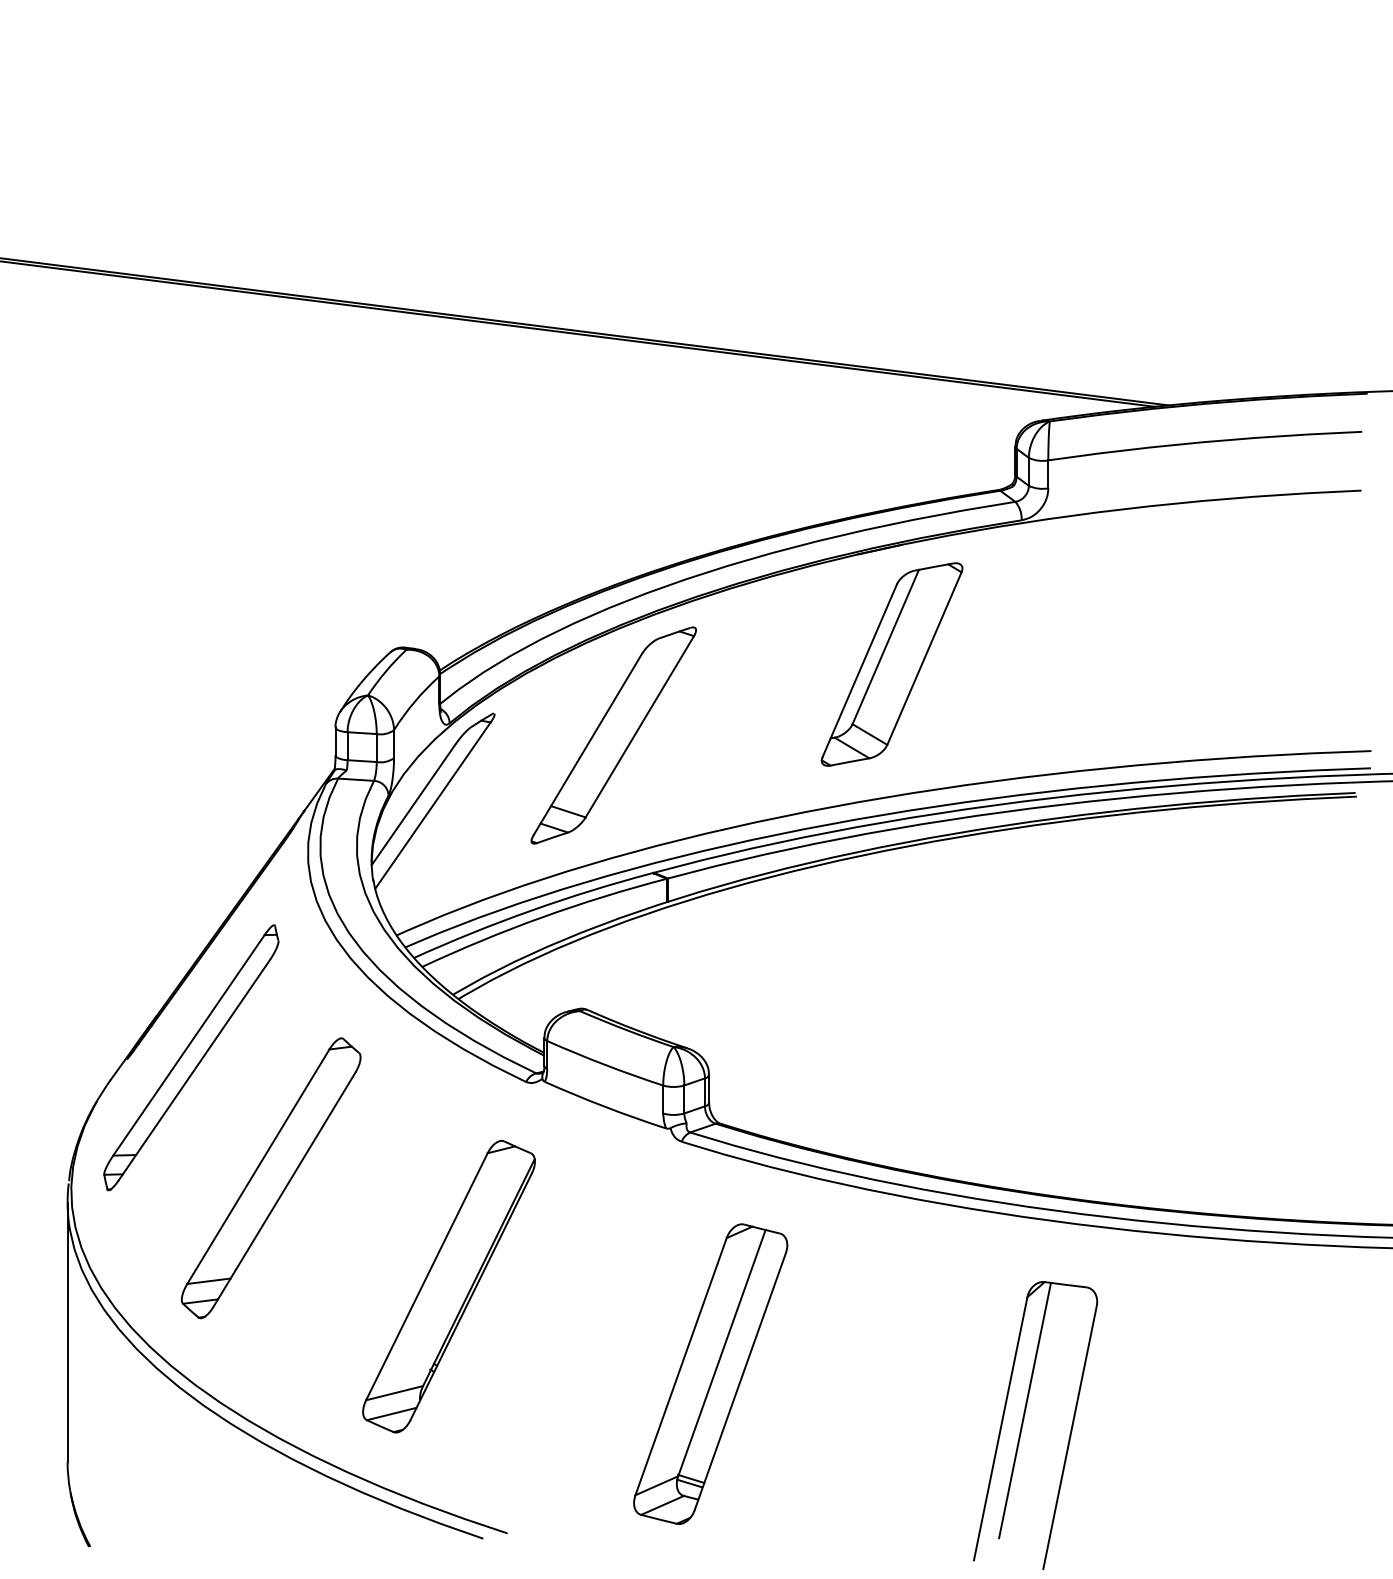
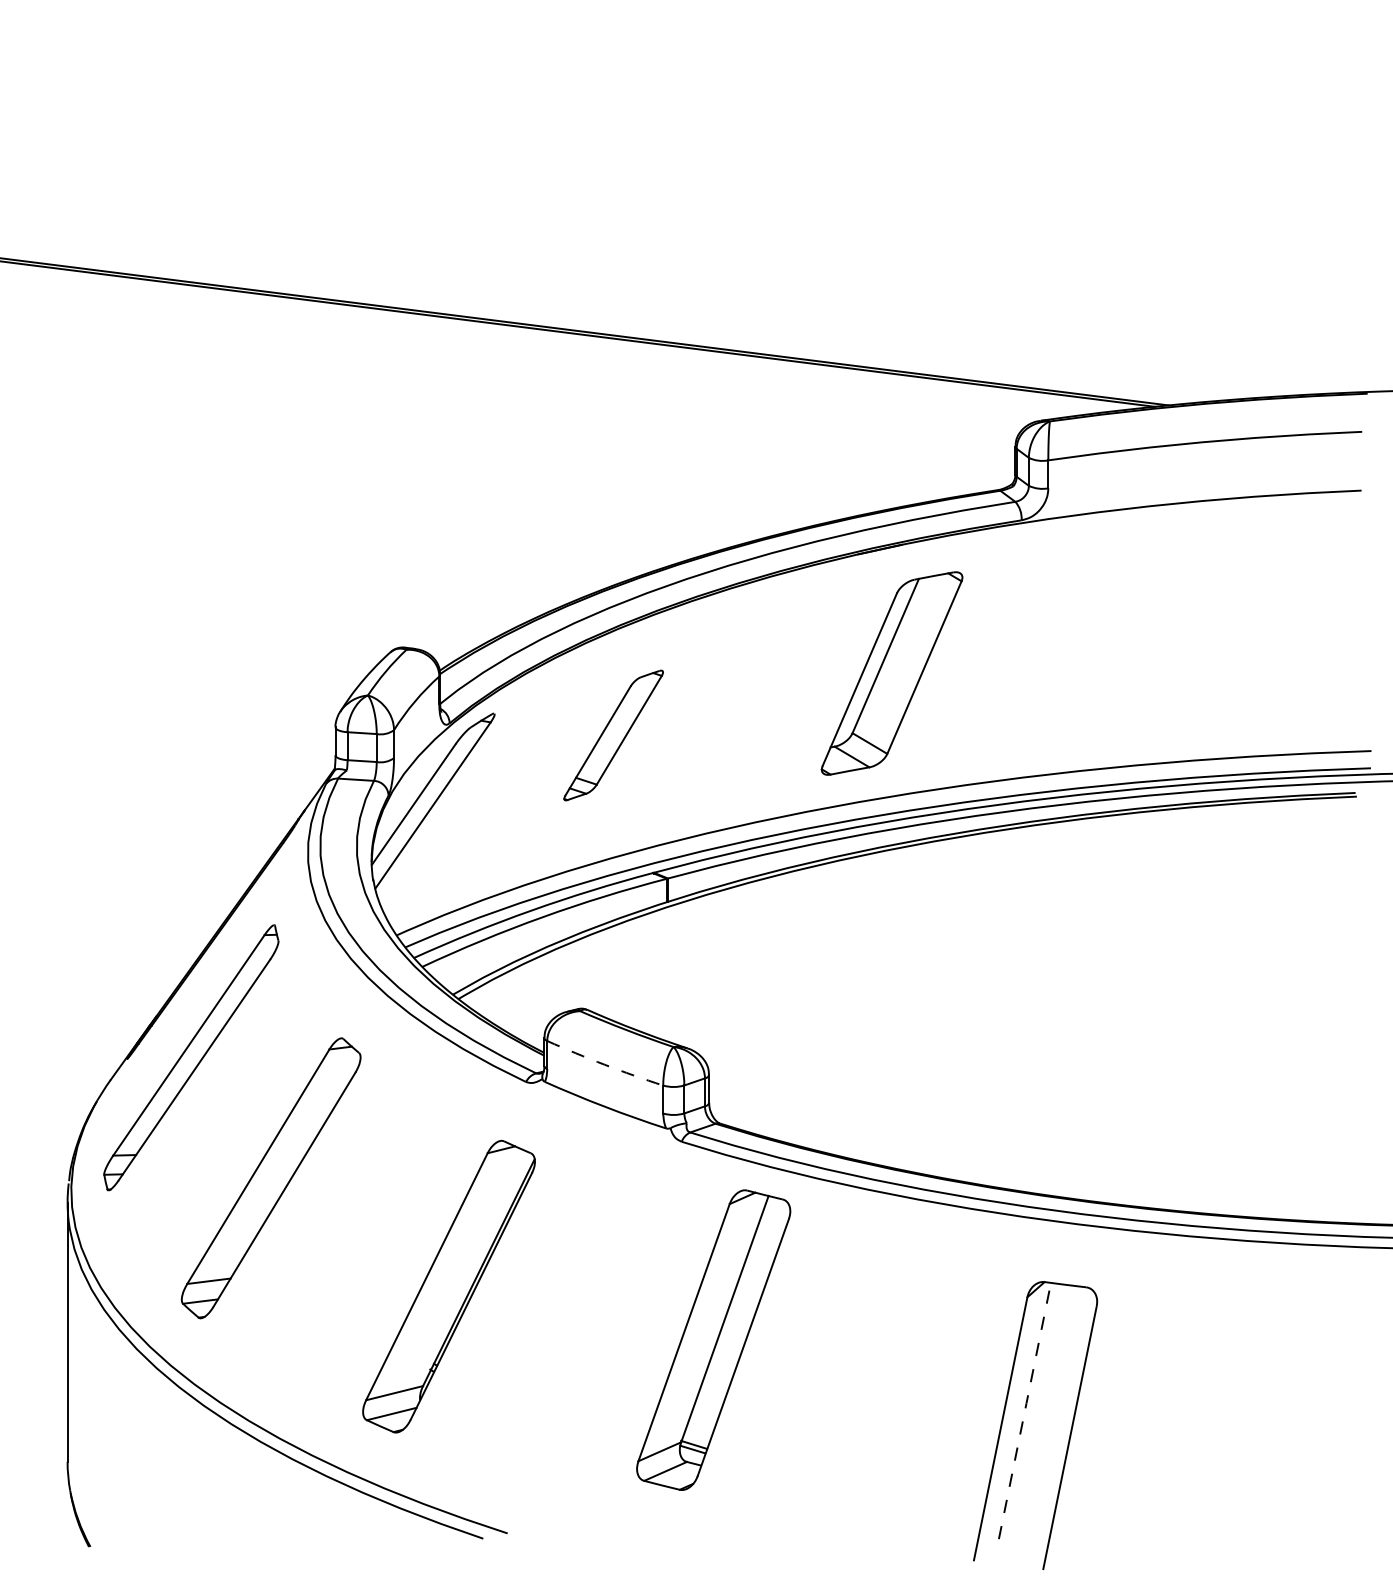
part position: (891, 664) -> (891, 673) (891, 673)
part size: 167x219 px -> 101x133 px (613, 735)
arc: solid -> dashed (604, 1064)
part position: (710, 1373) -> (713, 1339) (713, 1339)
line: solid -> dashed (1025, 1410)
